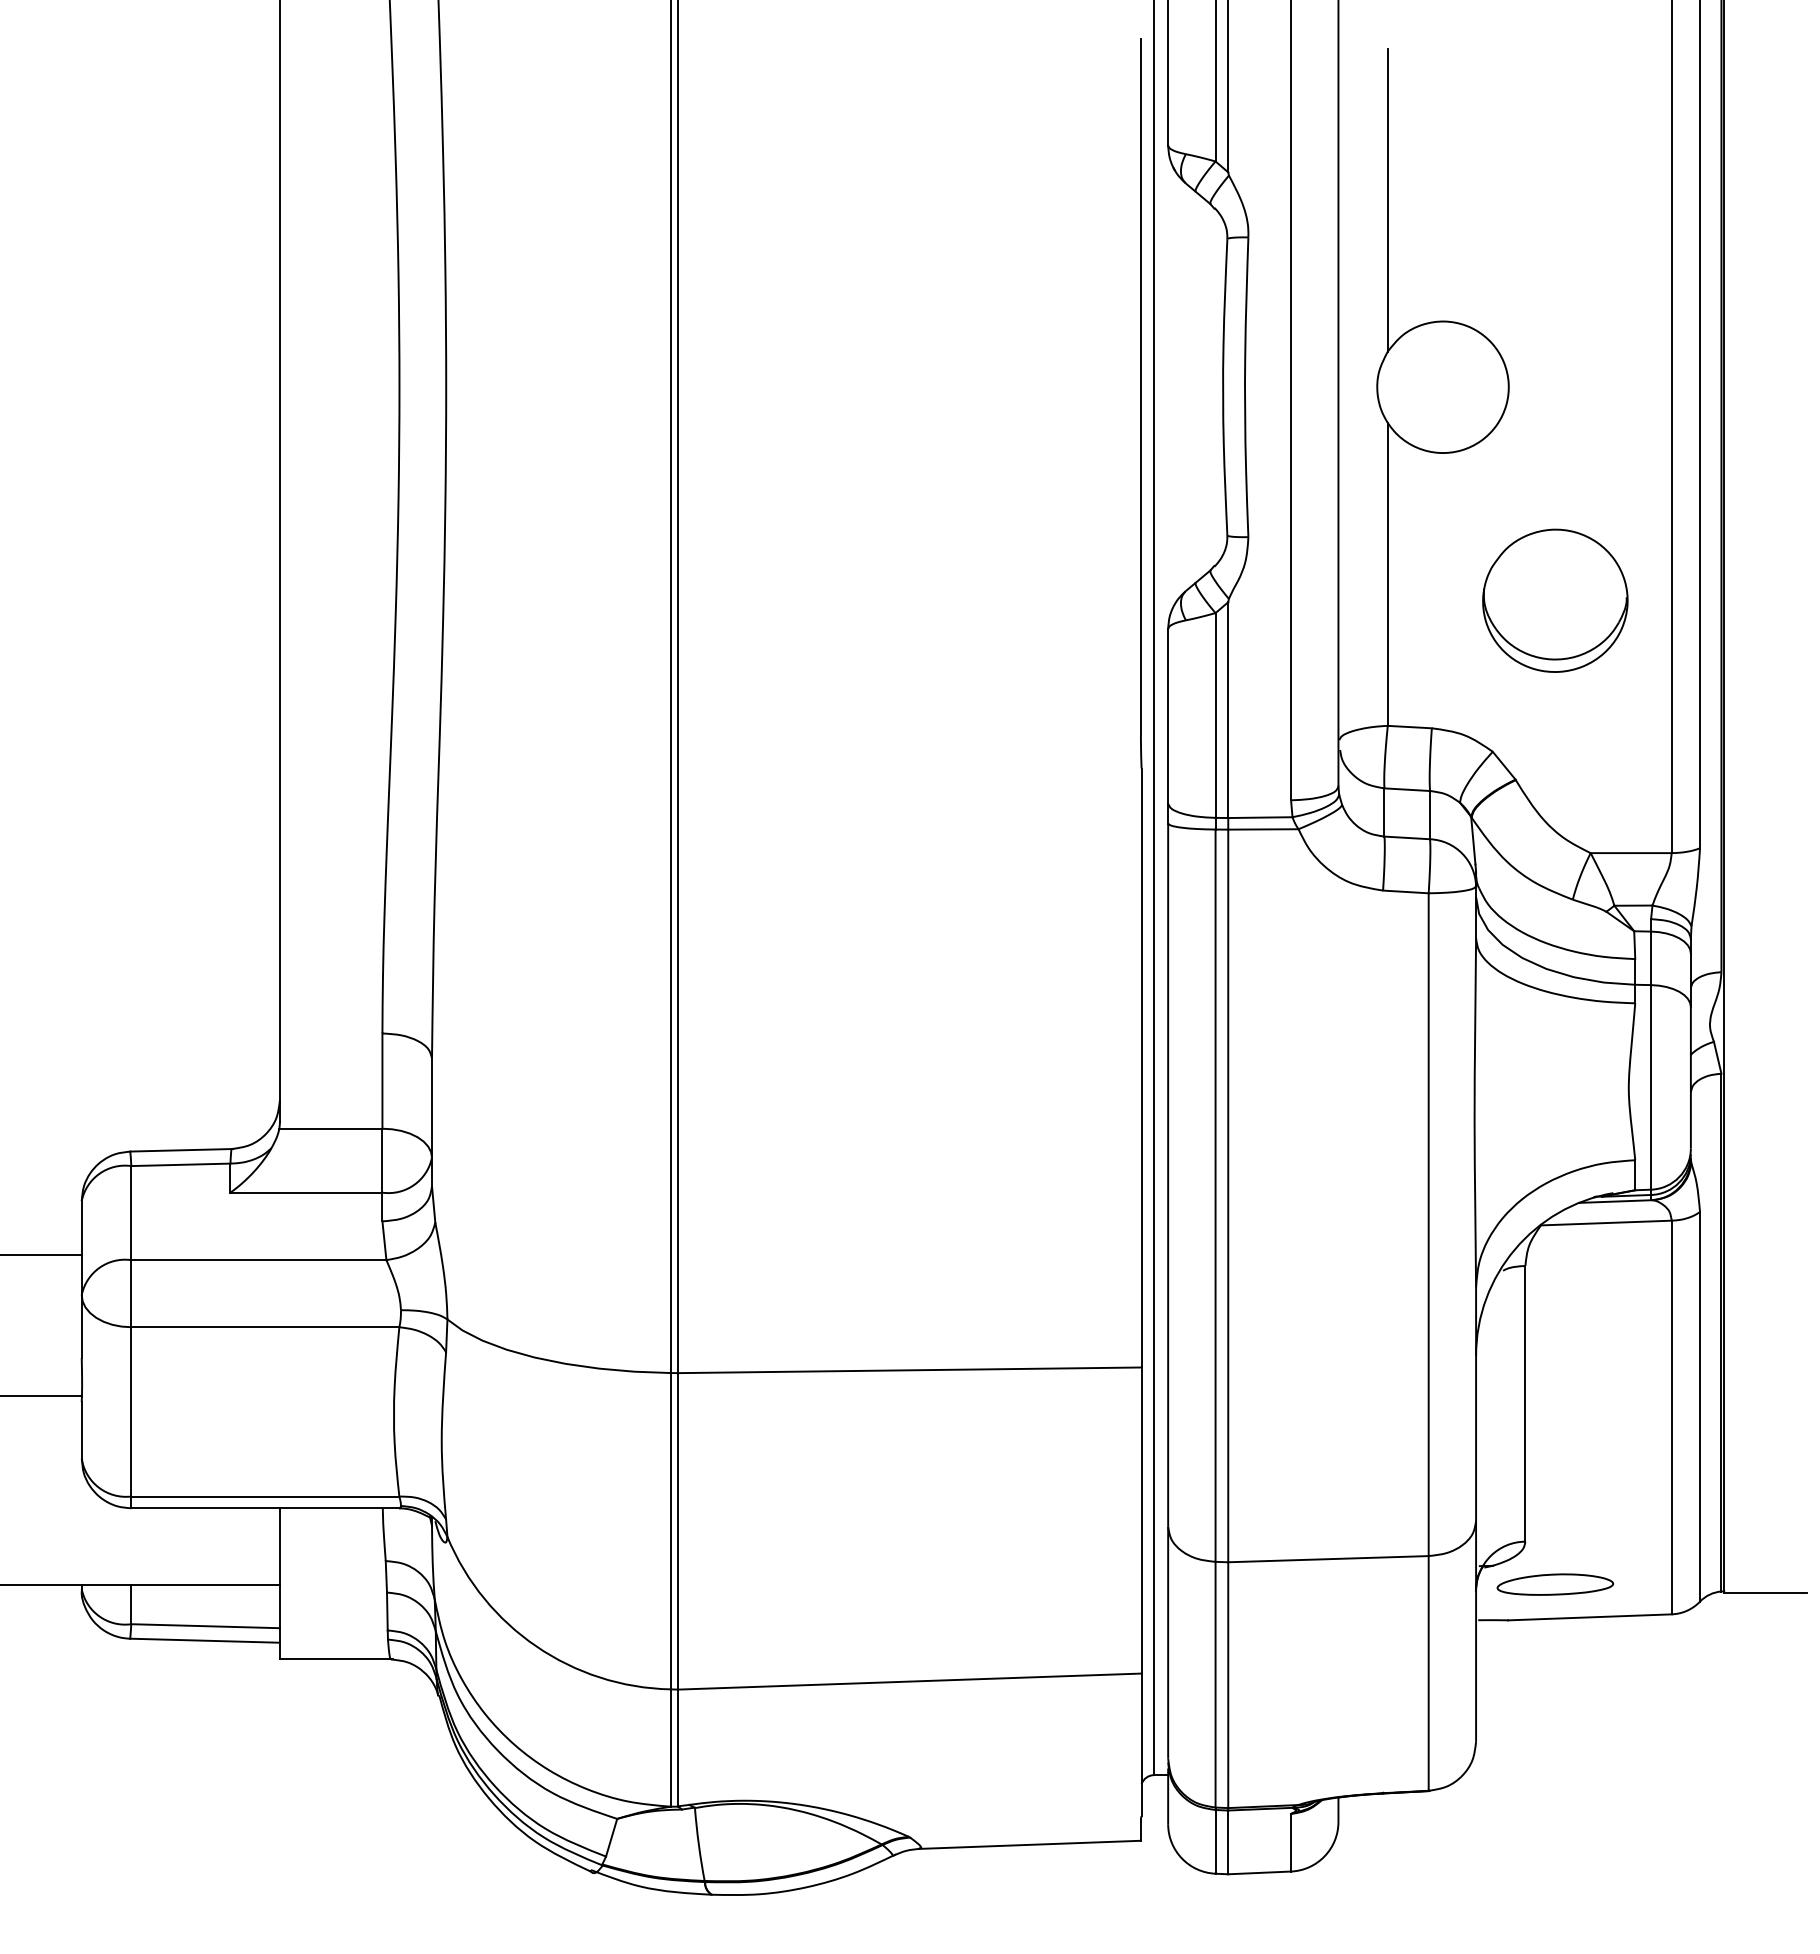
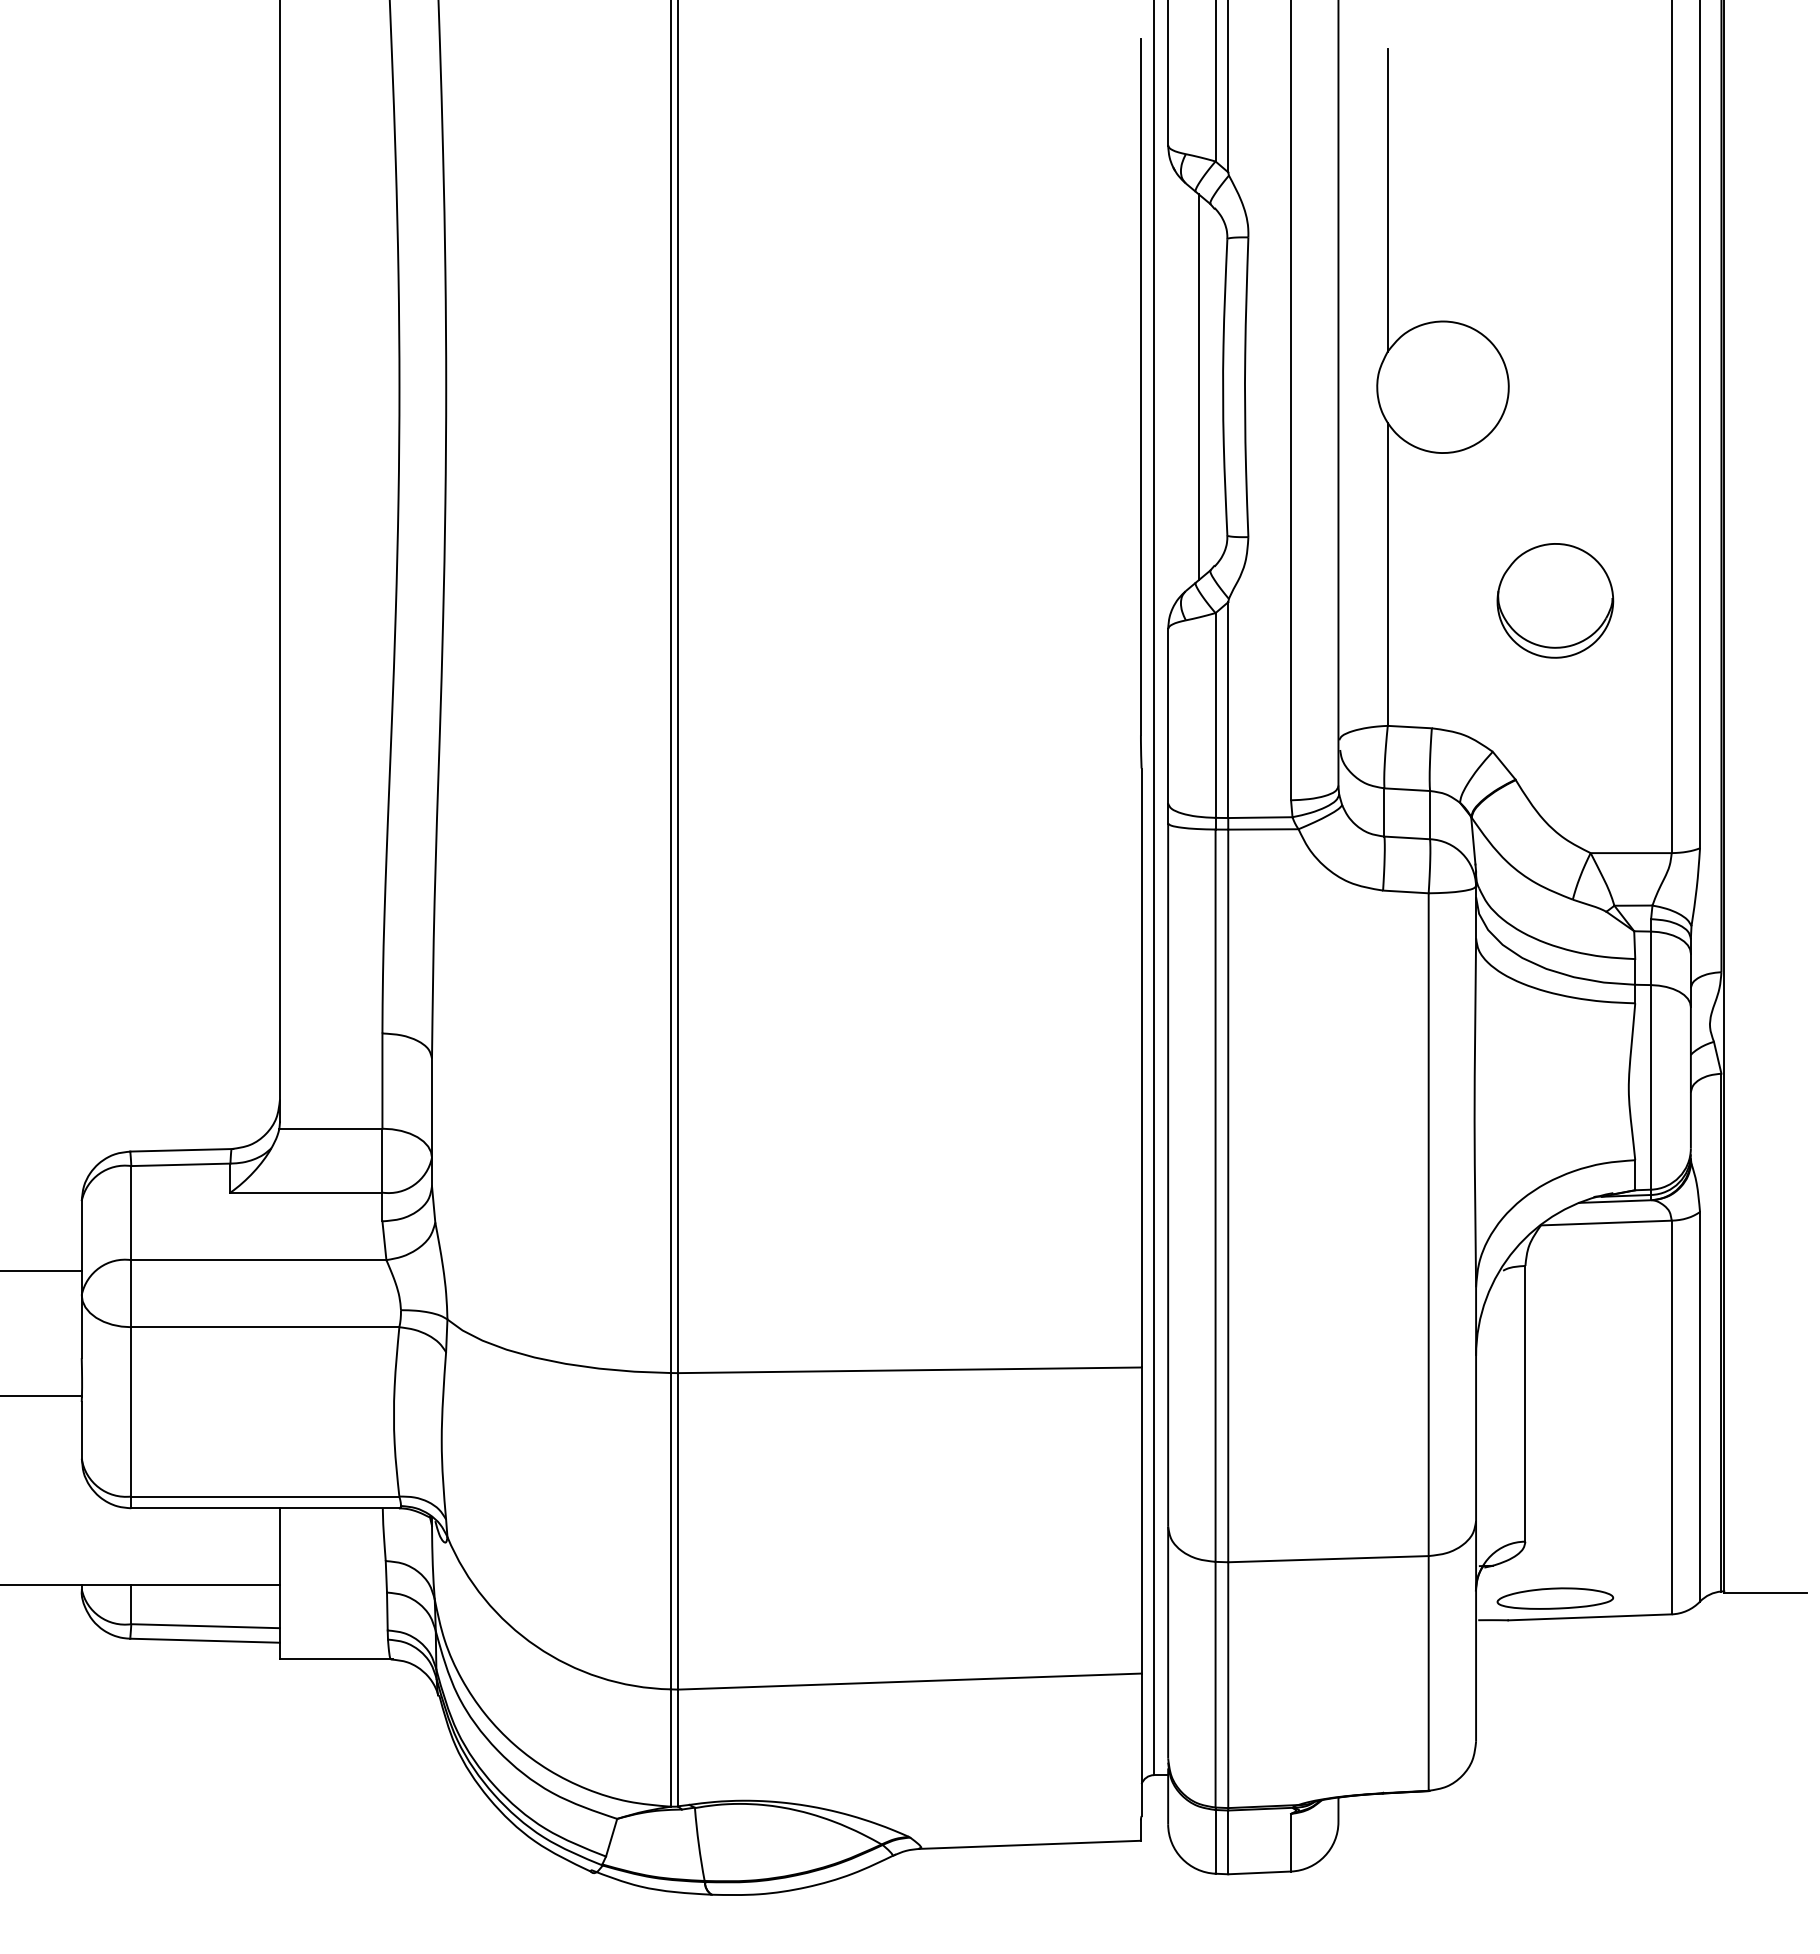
line: none -> present (1198, 386)
part size: 147x145 px -> 119x116 px (1555, 600)
line position: (41, 1254) -> (41, 1270) (41, 1270)
part position: (1555, 1584) -> (1555, 1598) (1555, 1598)
